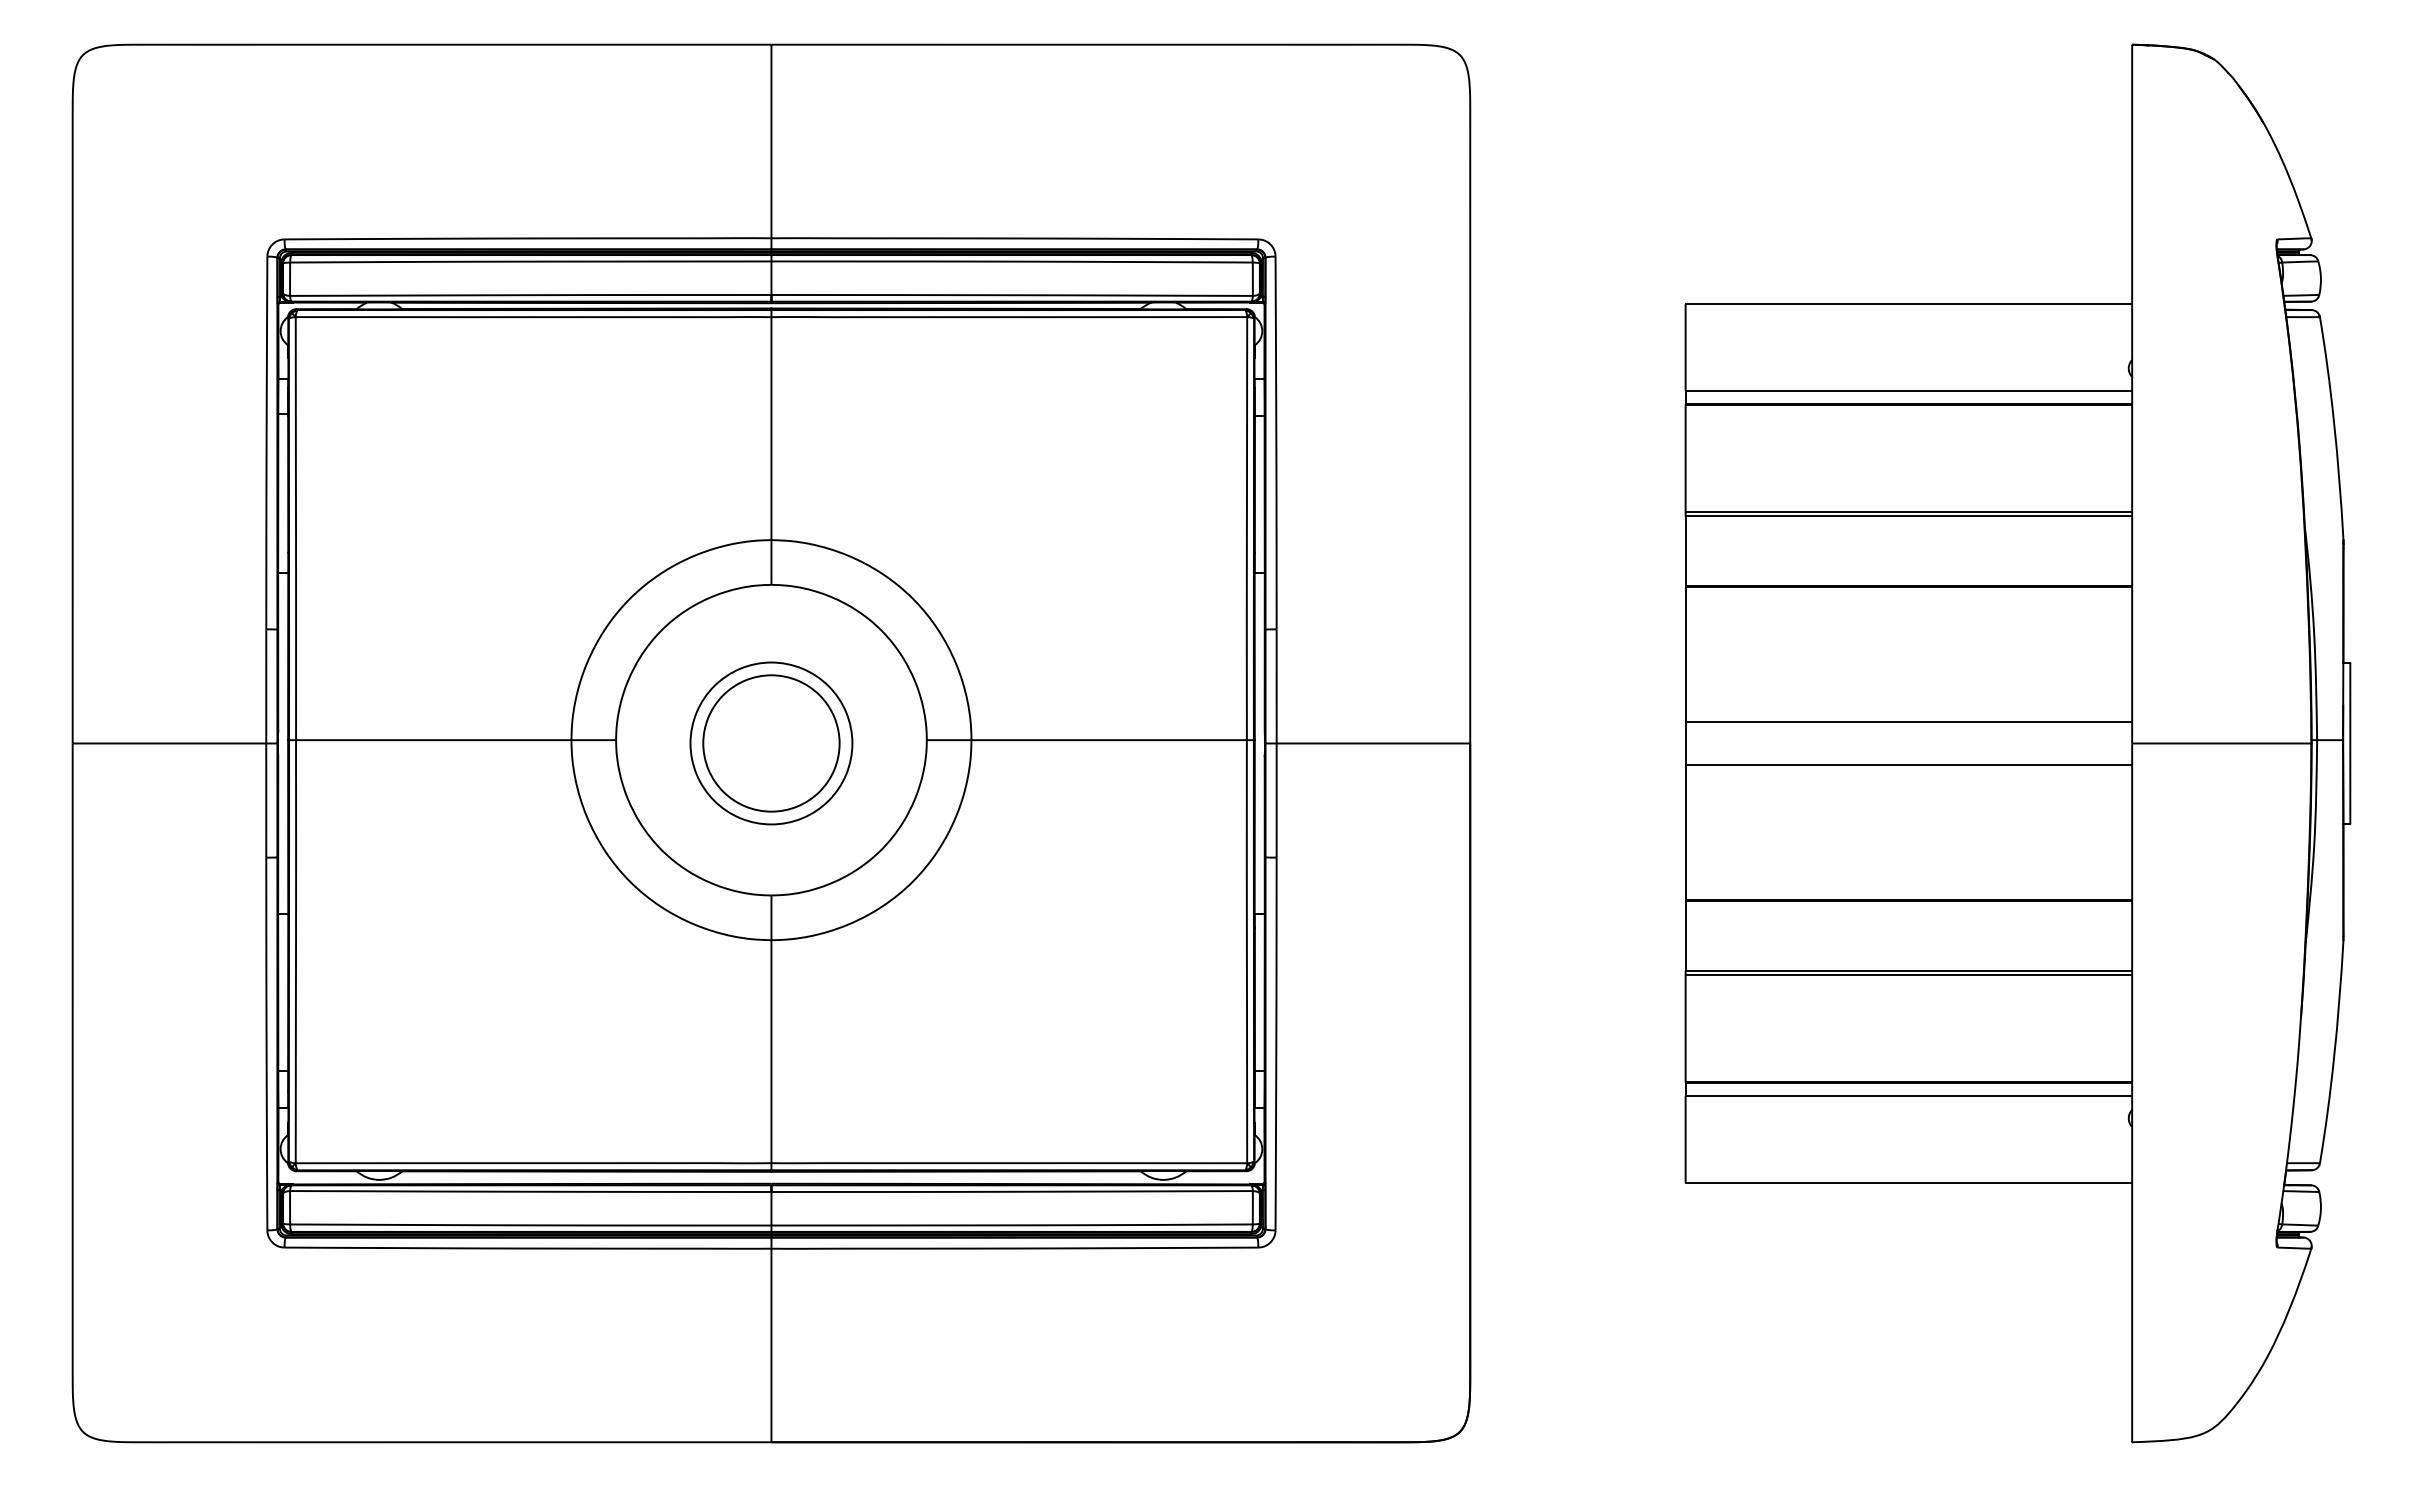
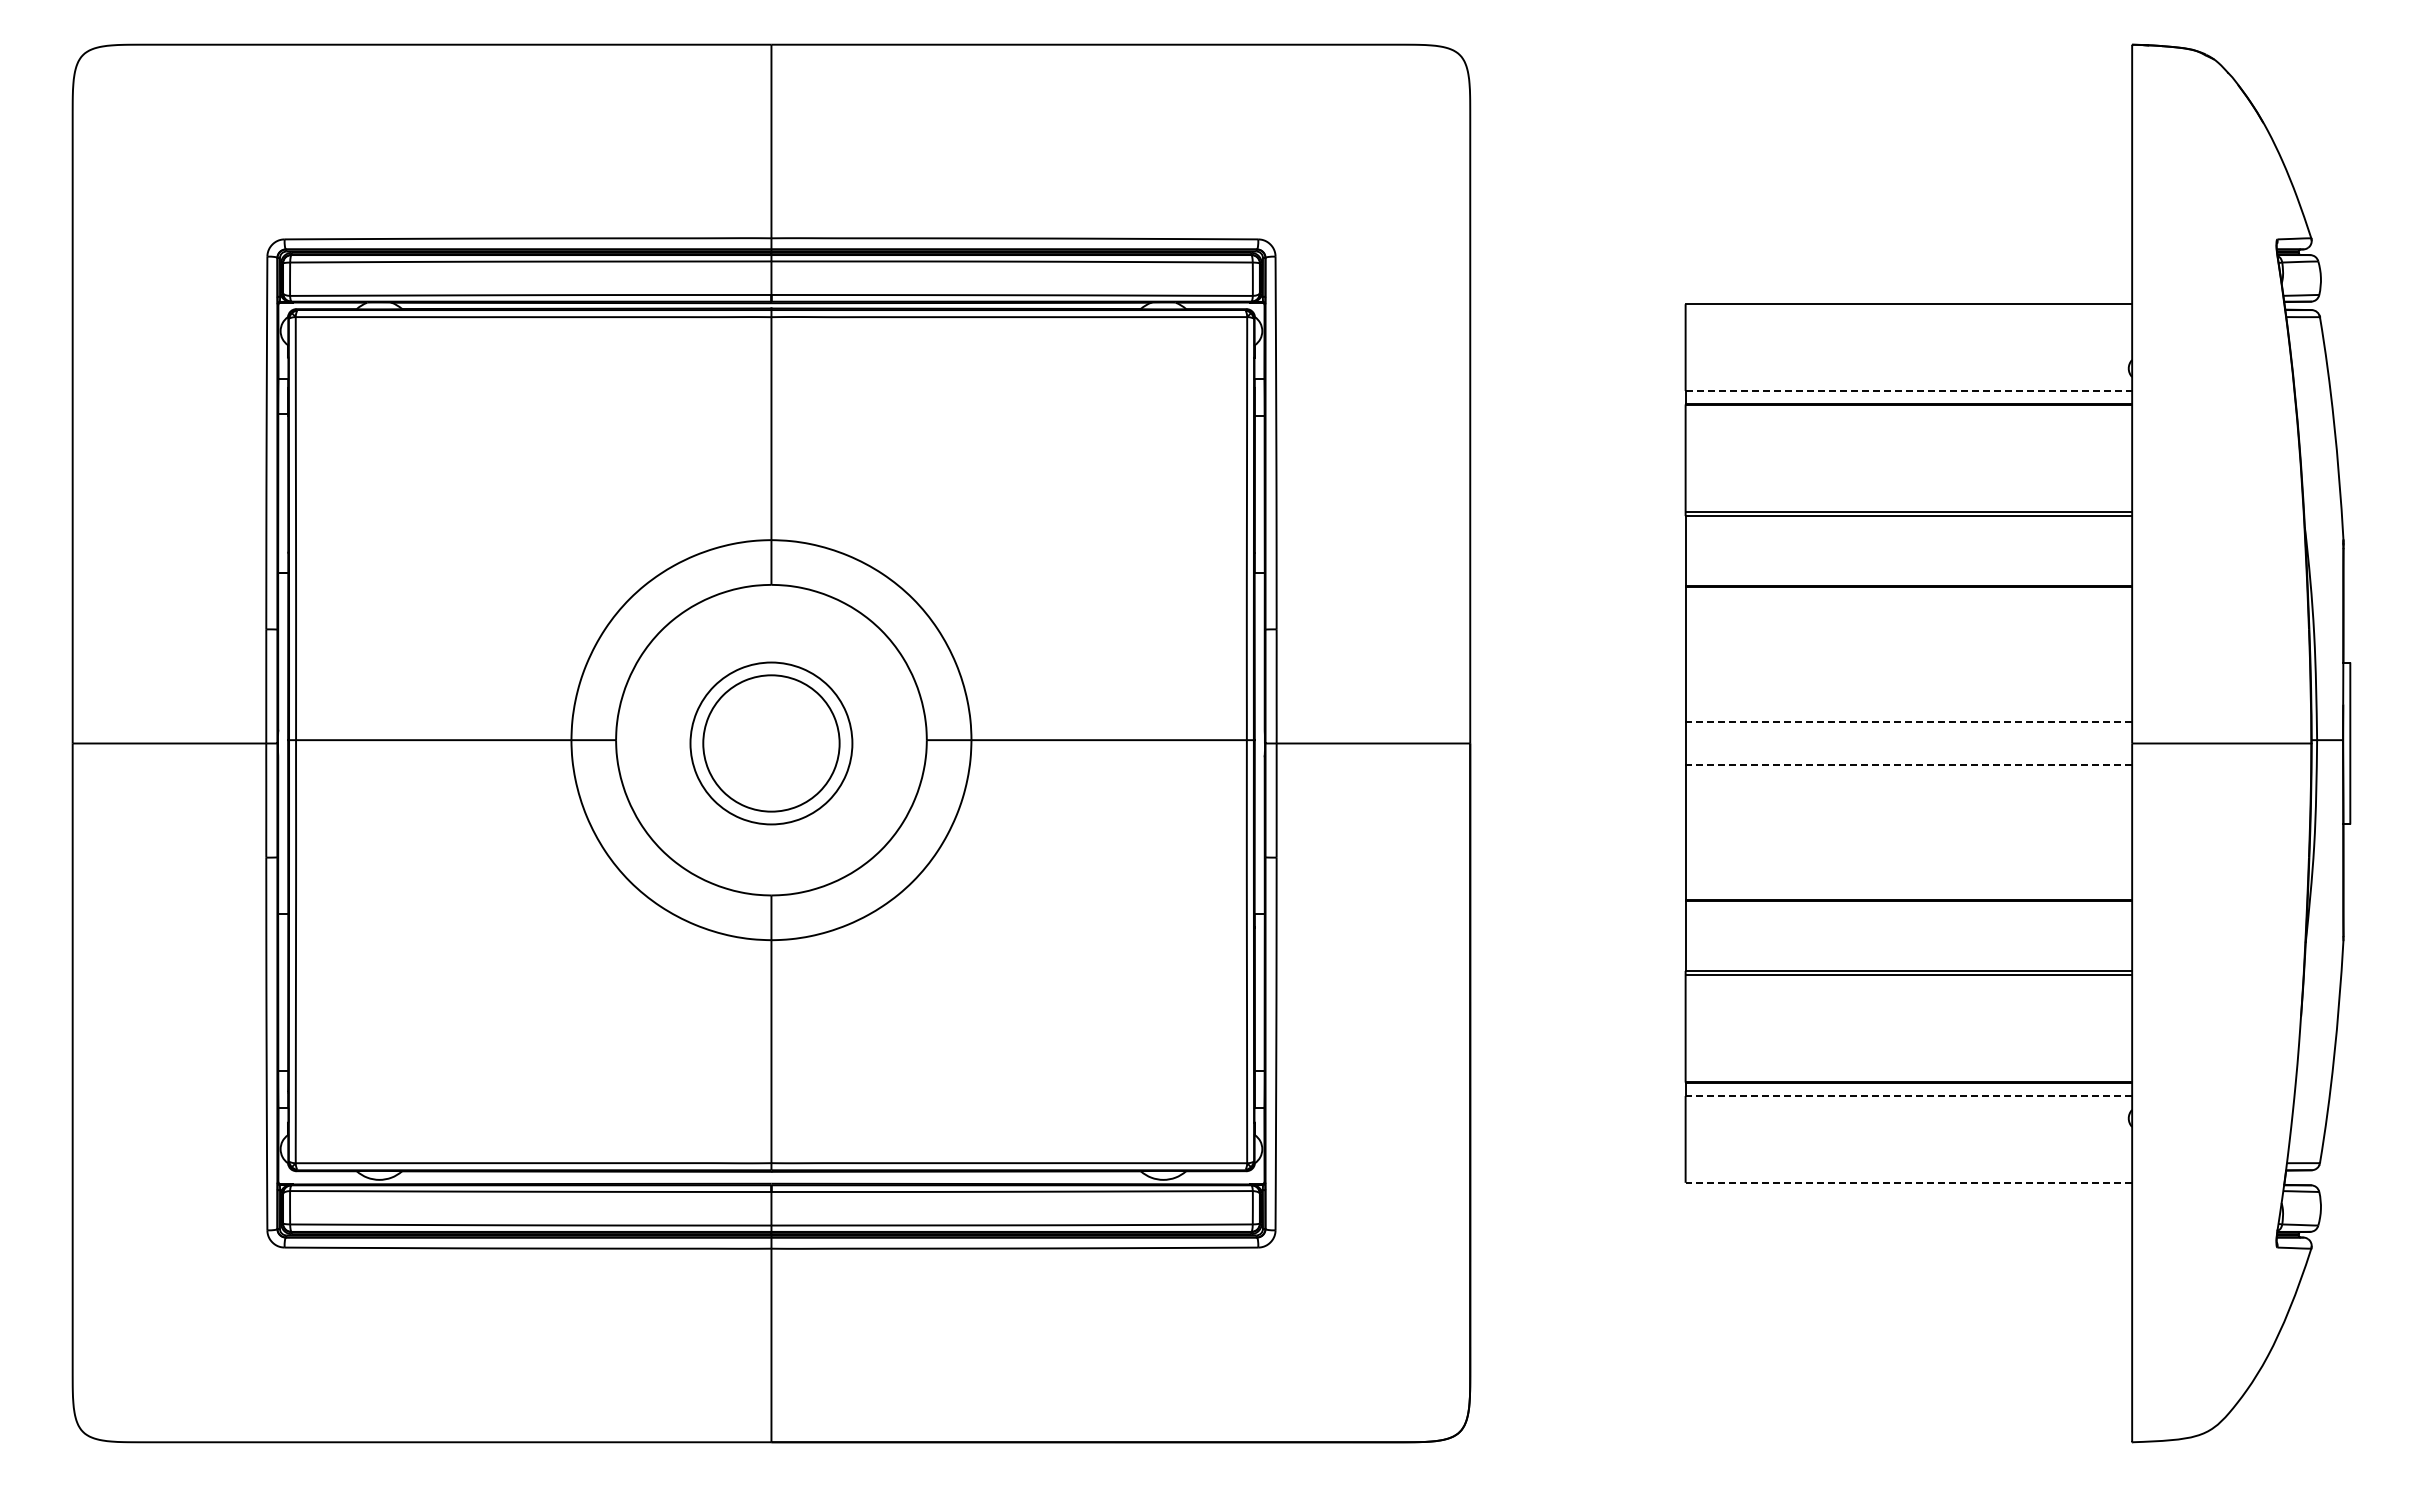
line: solid -> dashed (1909, 390)
line: solid -> dashed (1908, 721)
line: solid -> dashed (1908, 765)
line: solid -> dashed (1908, 1096)
line: solid -> dashed (1908, 1182)
